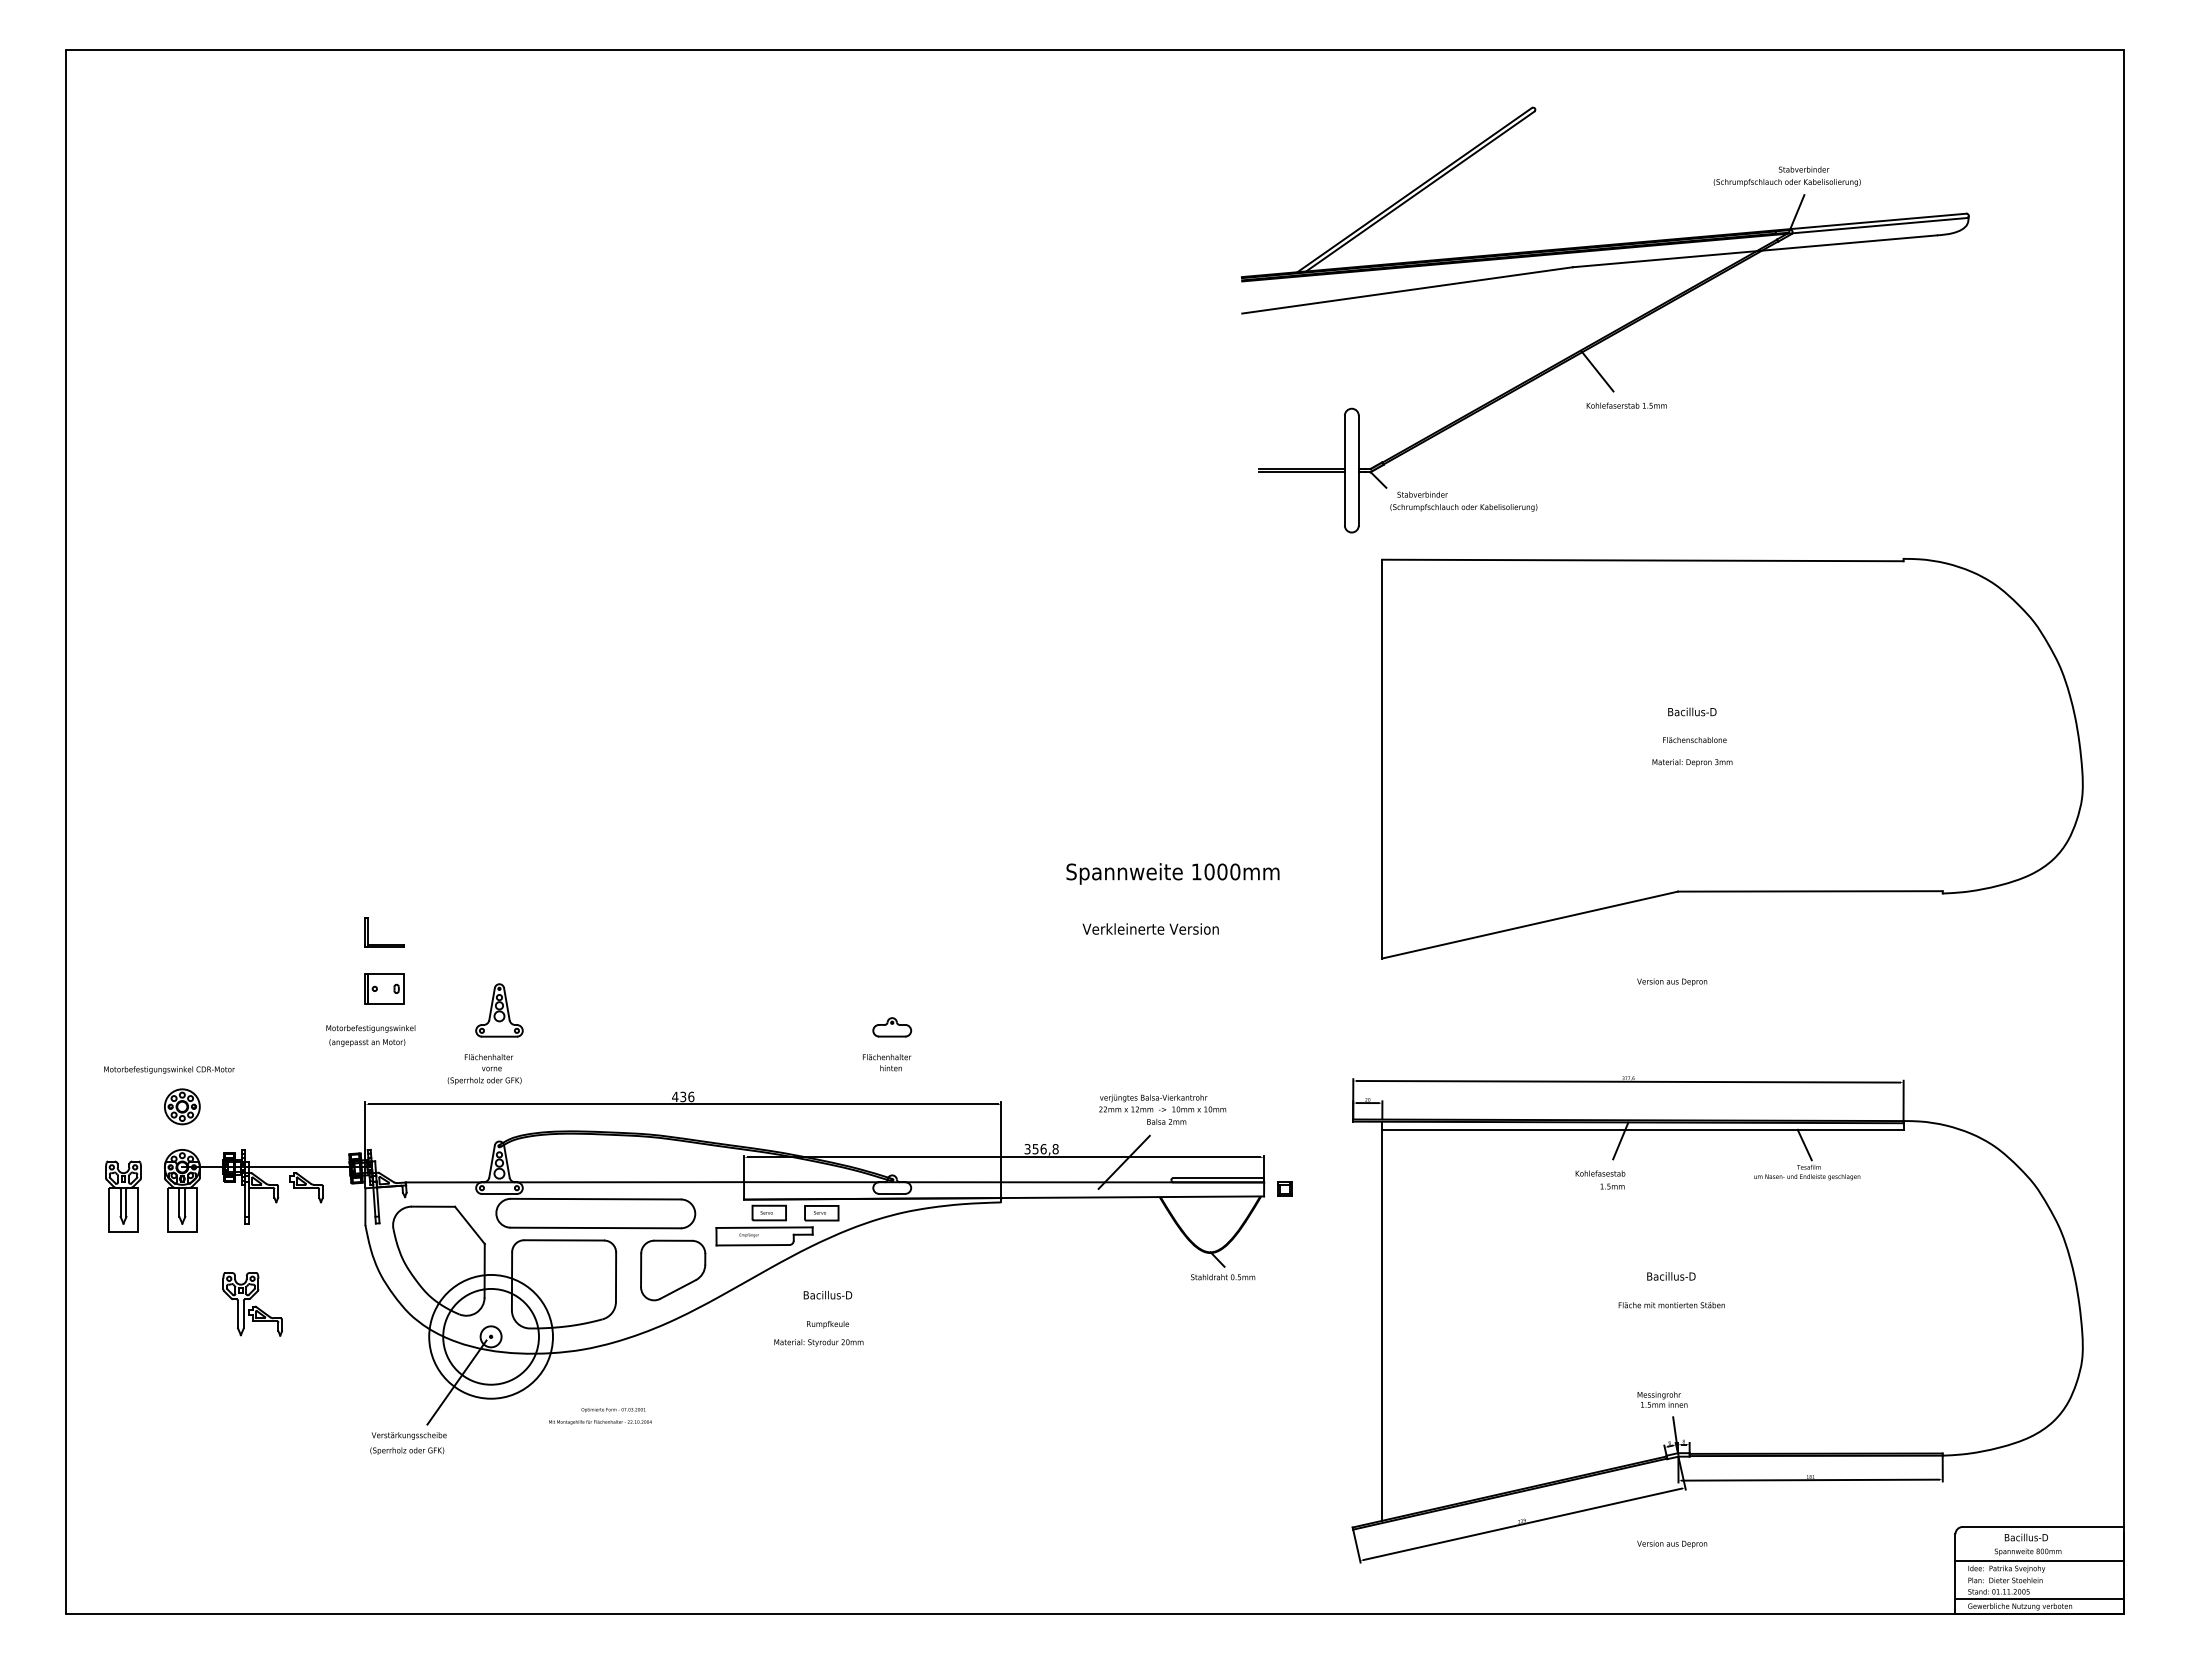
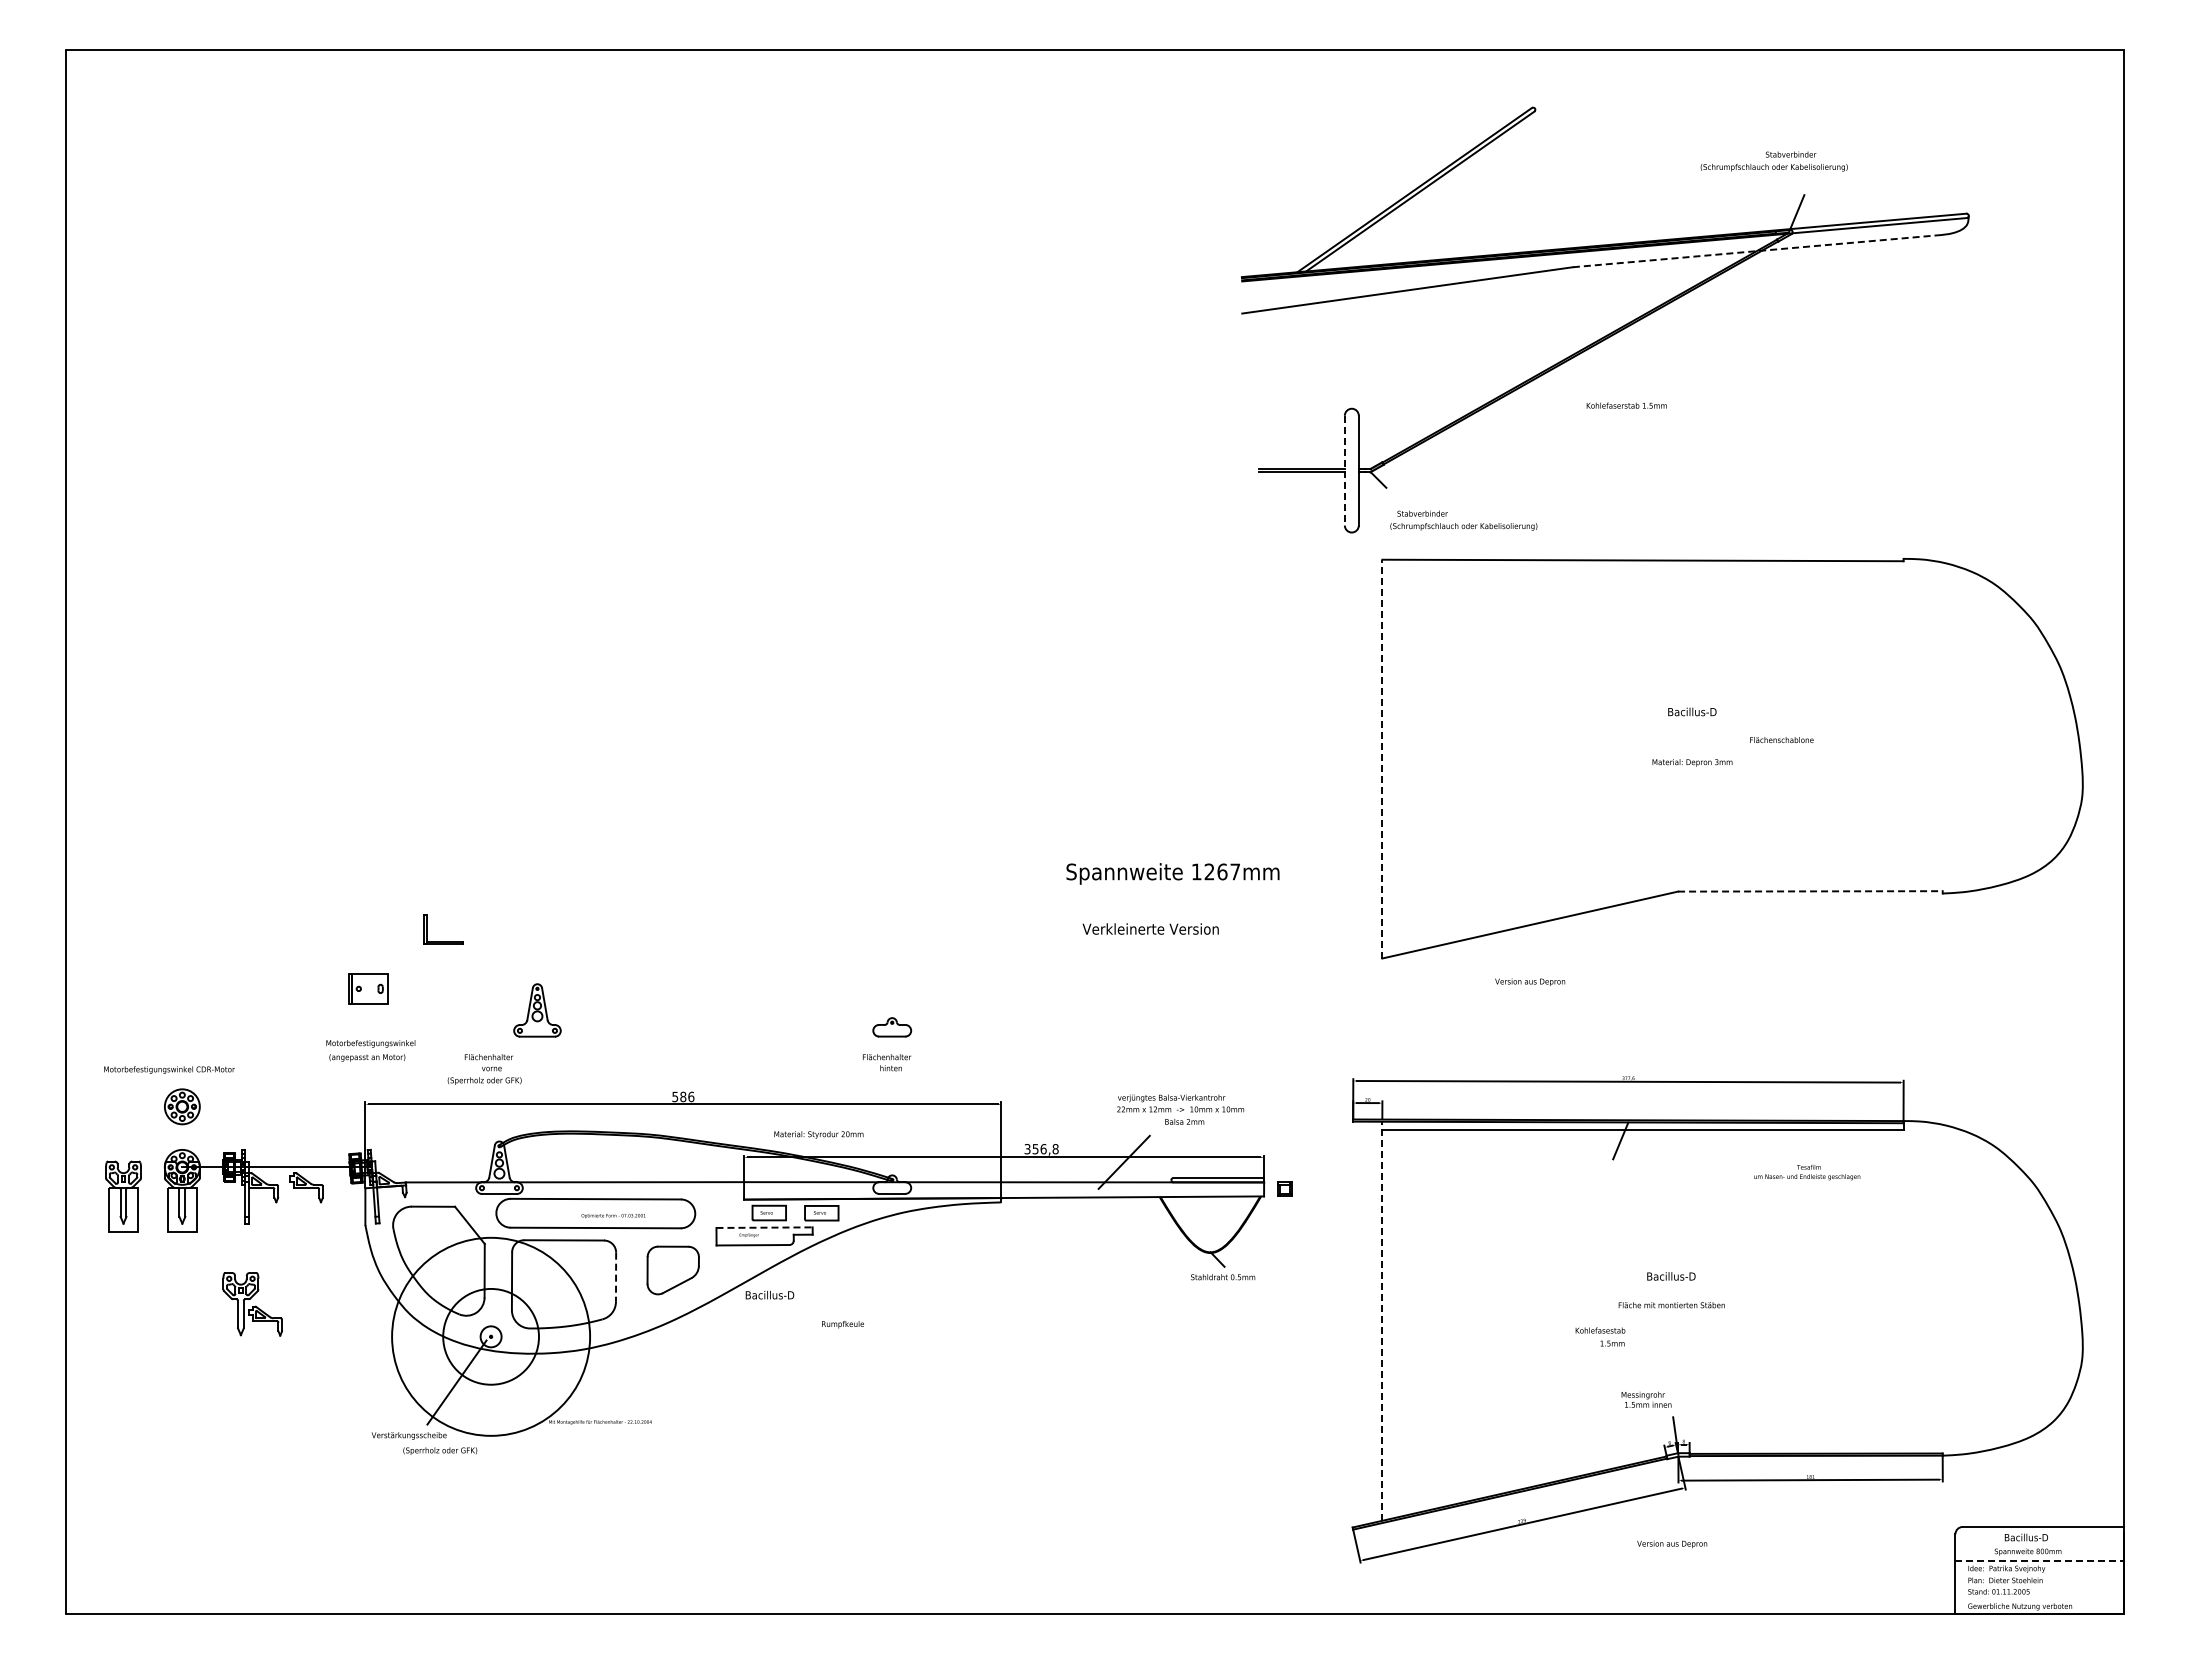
text position: (1786, 176) -> (1773, 161) (1773, 161)
line: solid -> dashed (1754, 251)
line: present -> none (1597, 371)
line: solid -> dashed (1344, 470)
text position: (1463, 501) -> (1463, 520) (1463, 520)
text position: (1694, 739) -> (1781, 739) (1781, 739)
line: solid -> dashed (1382, 758)
text: 1000mm -> 1267mm (1222, 871)
line: solid -> dashed (1810, 891)
part position: (384, 944) -> (443, 941) (443, 941)
text position: (1672, 981) -> (1530, 981) (1530, 981)
part position: (384, 988) -> (368, 988) (368, 988)
part position: (499, 1010) -> (537, 1010) (537, 1010)
text position: (370, 1035) -> (370, 1050) (370, 1050)
text: 436 -> 586 (679, 1096)
text position: (1162, 1109) -> (1180, 1109) (1180, 1109)
line: present -> none (1804, 1144)
text position: (1600, 1179) -> (1600, 1336) (1600, 1336)
line: solid -> dashed (765, 1227)
part size: 67x63 px -> 54x51 px (672, 1270)
line: solid -> dashed (616, 1277)
text position: (827, 1295) -> (769, 1295) (769, 1295)
line: solid -> dashed (1382, 1321)
text position: (827, 1324) -> (842, 1324) (842, 1324)
circle diameter: 124 px -> 198 px (491, 1336)
text position: (818, 1342) -> (818, 1134) (818, 1134)
text position: (1662, 1399) -> (1646, 1399) (1646, 1399)
text position: (613, 1410) -> (613, 1216) (613, 1216)
text position: (407, 1450) -> (440, 1450) (440, 1450)
line: solid -> dashed (2040, 1560)
line: present -> none (2039, 1598)
